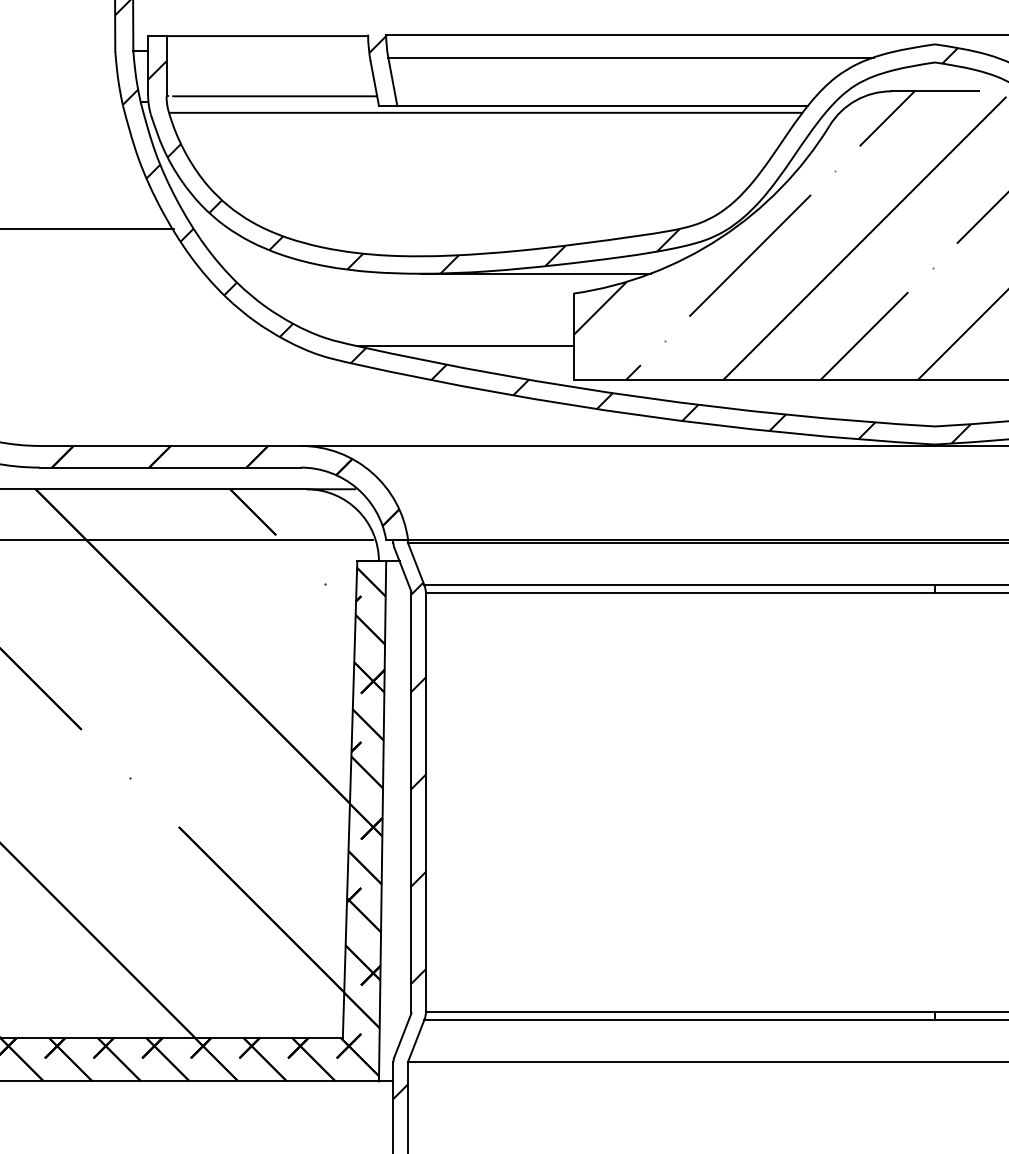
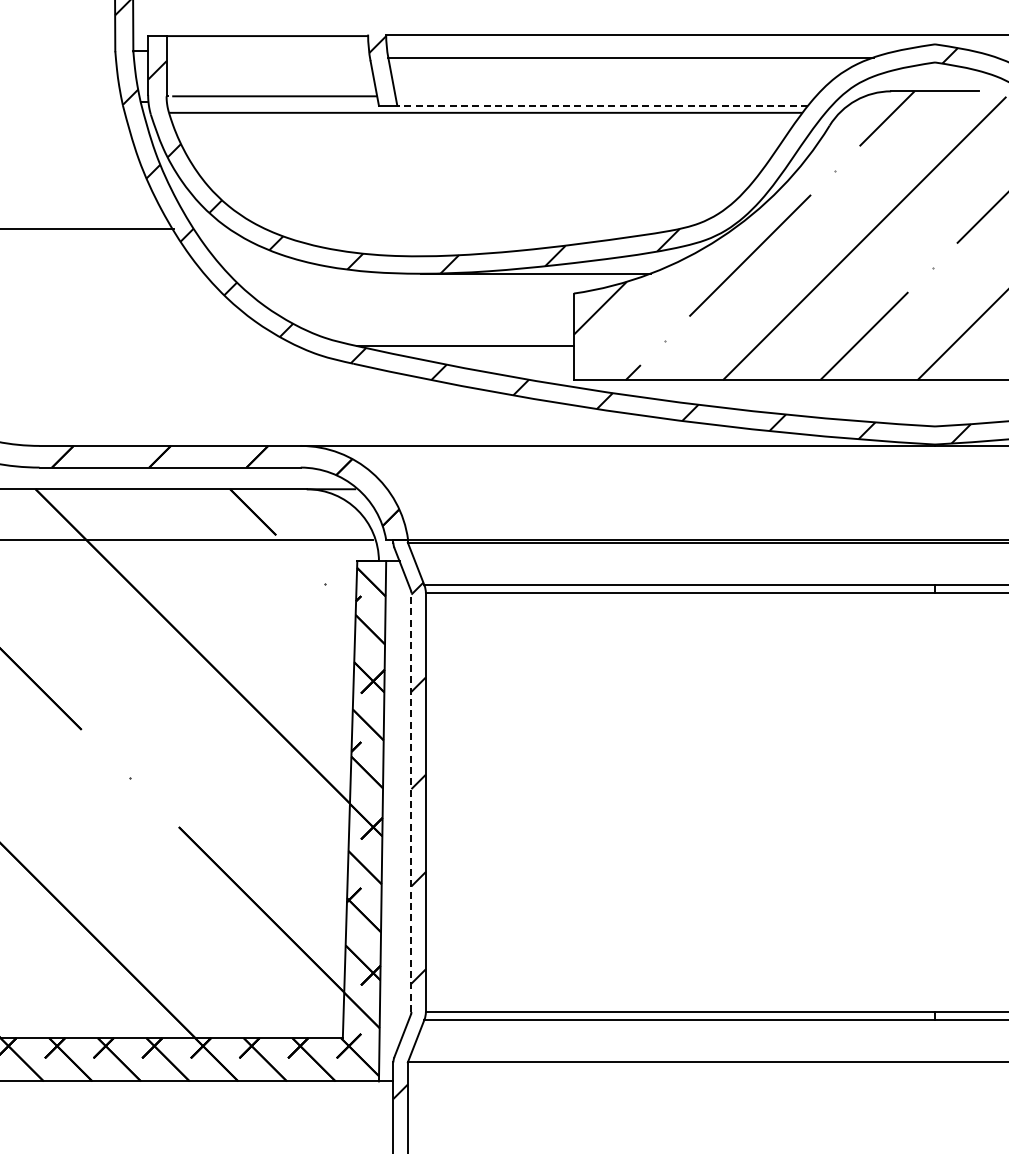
line: solid -> dashed (602, 105)
line: solid -> dashed (411, 802)
